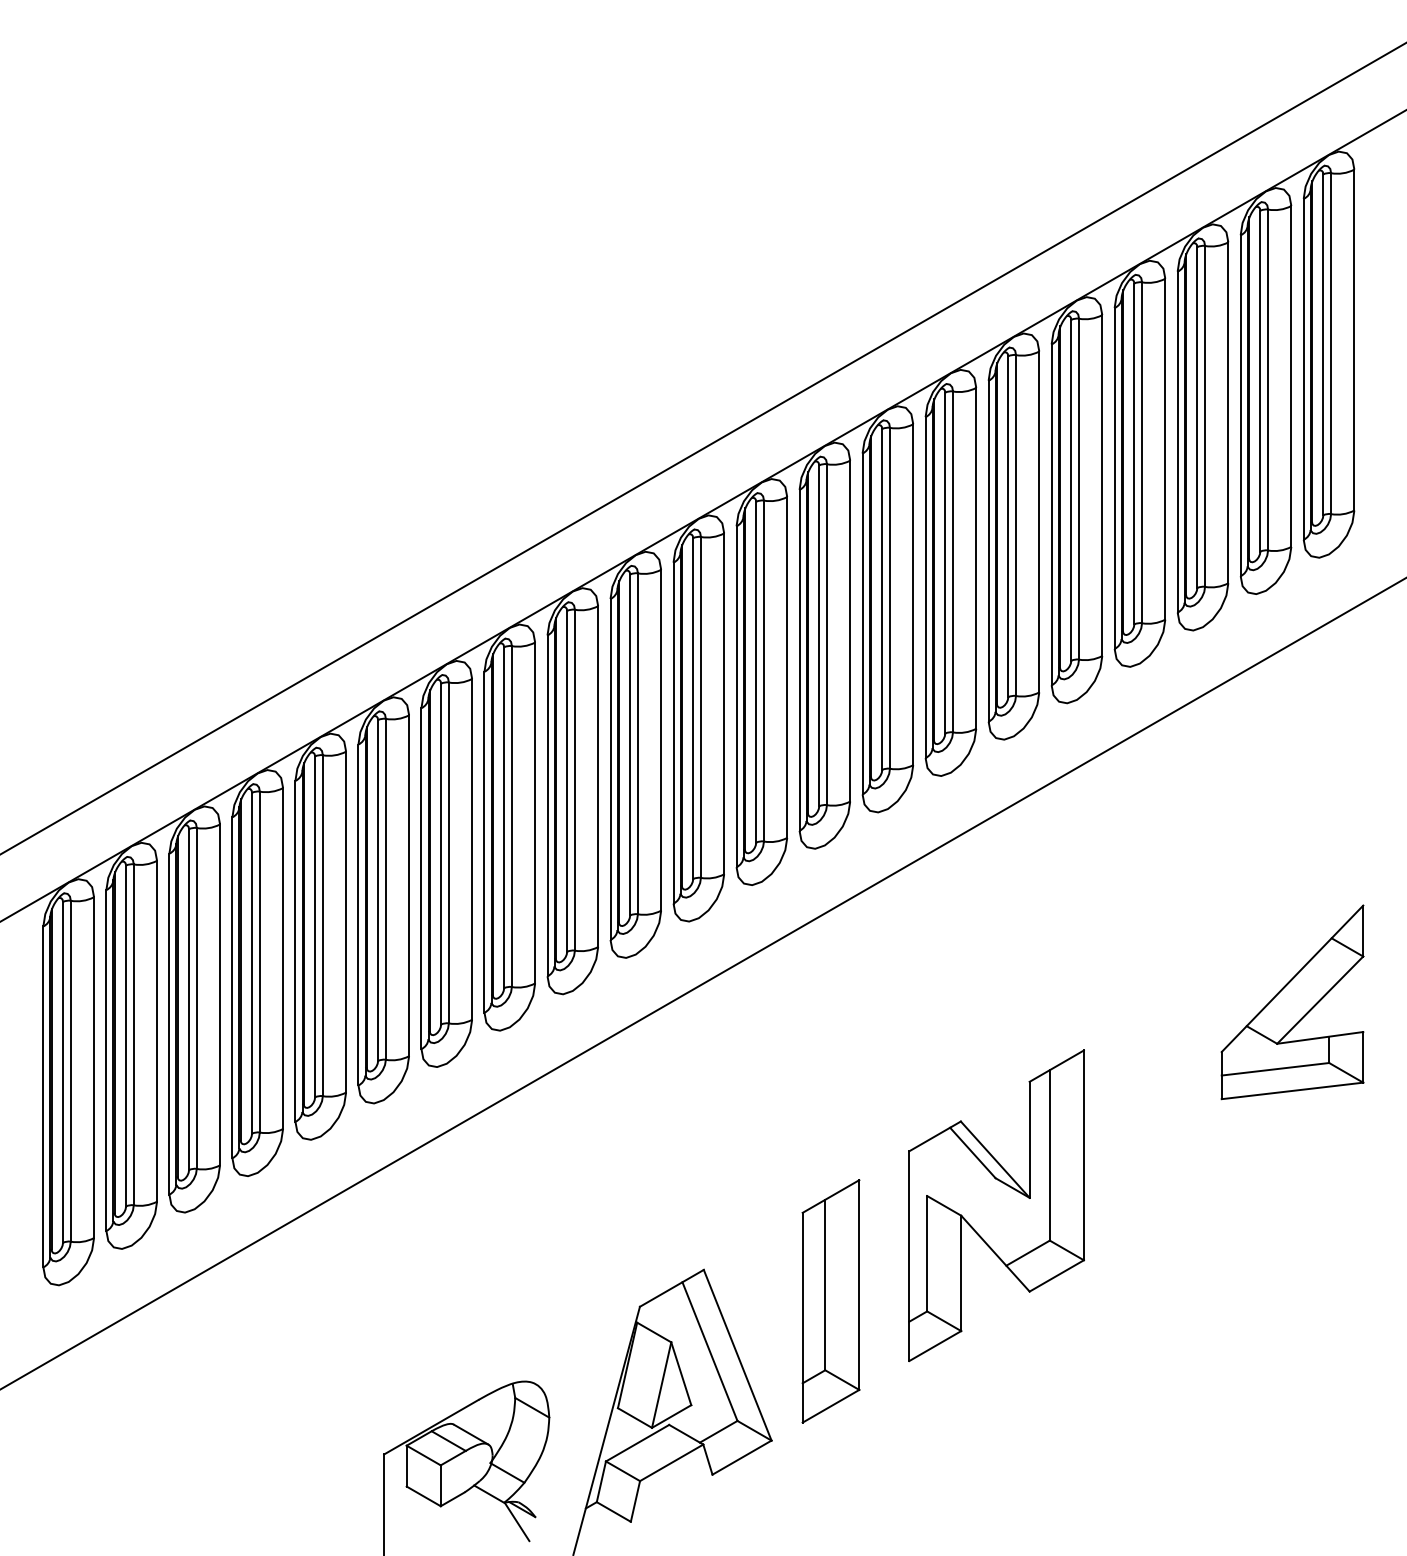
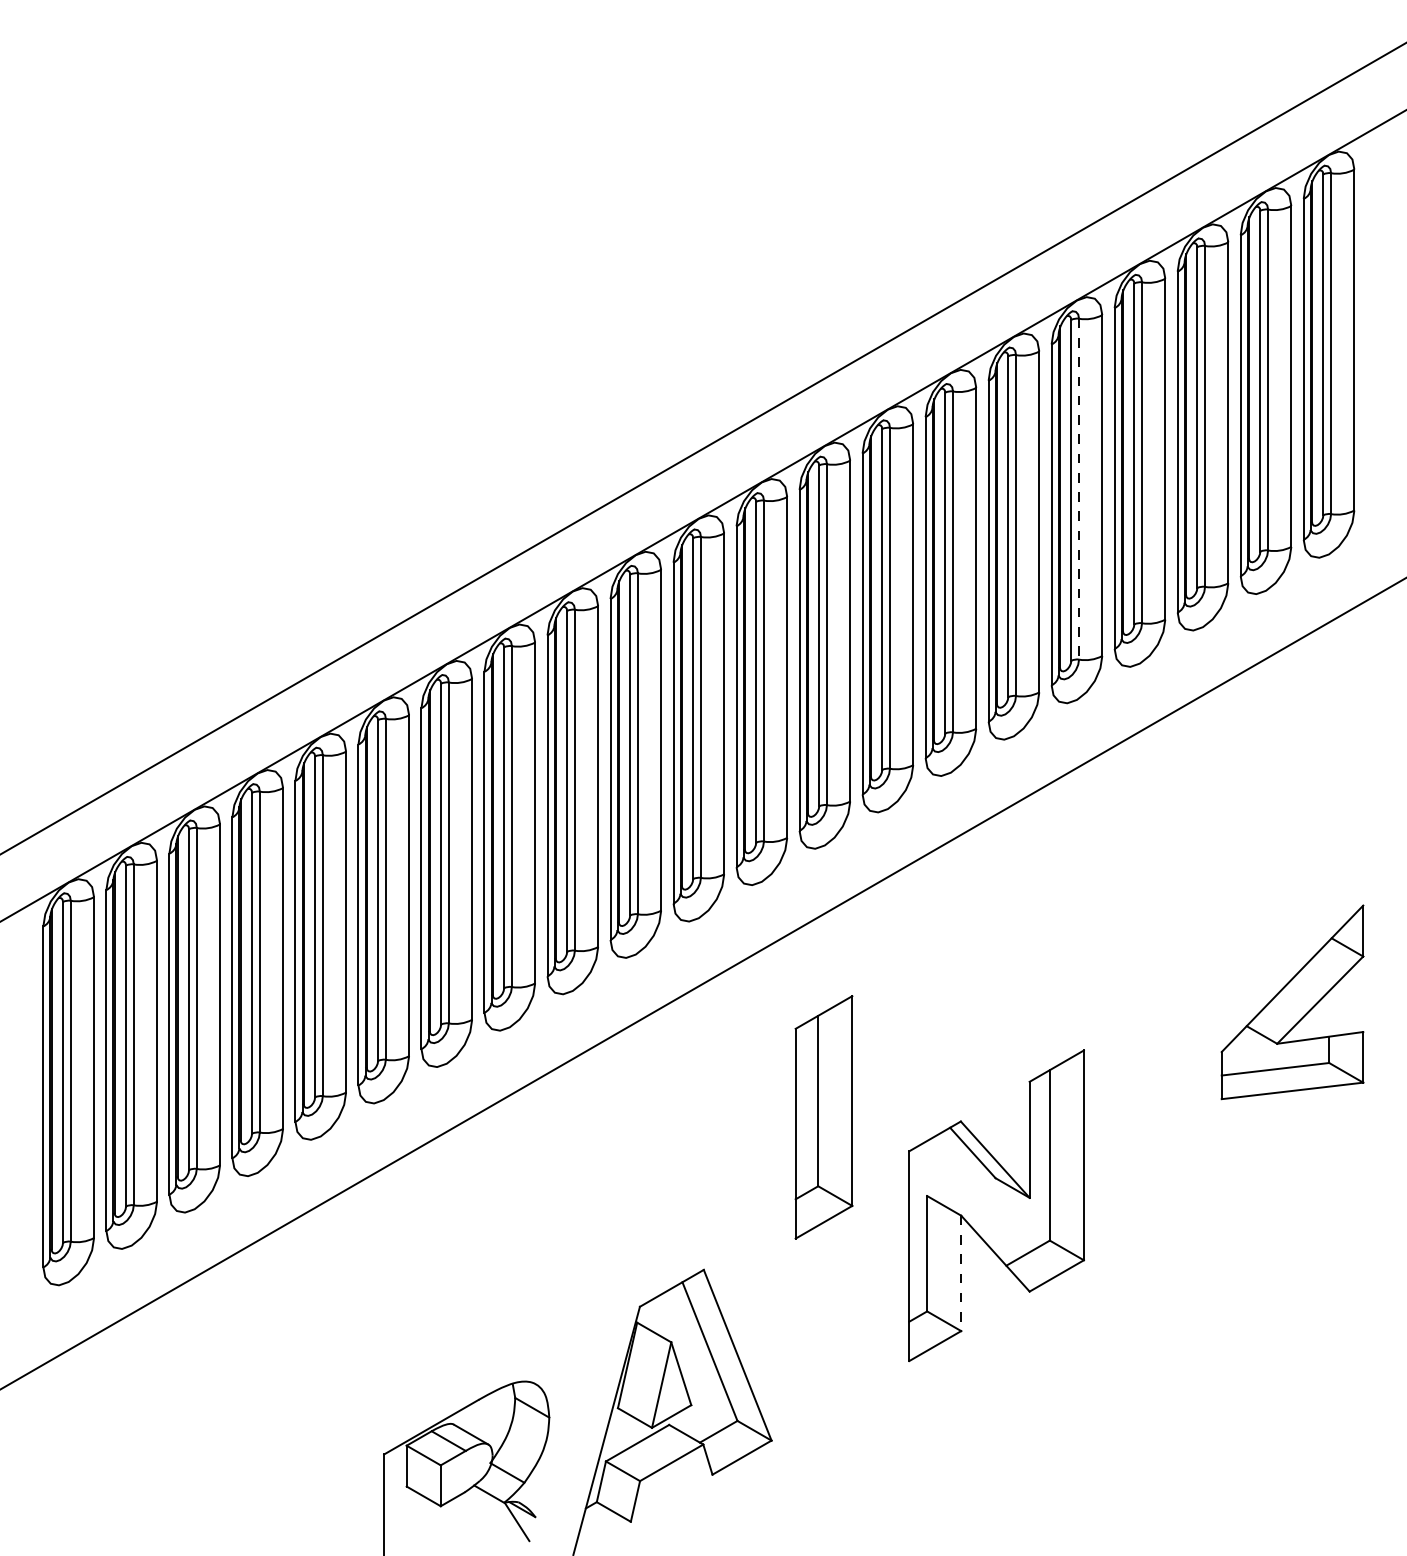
line: solid -> dashed (1079, 489)
line: solid -> dashed (961, 1273)
part position: (830, 1301) -> (823, 1117) (823, 1117)
